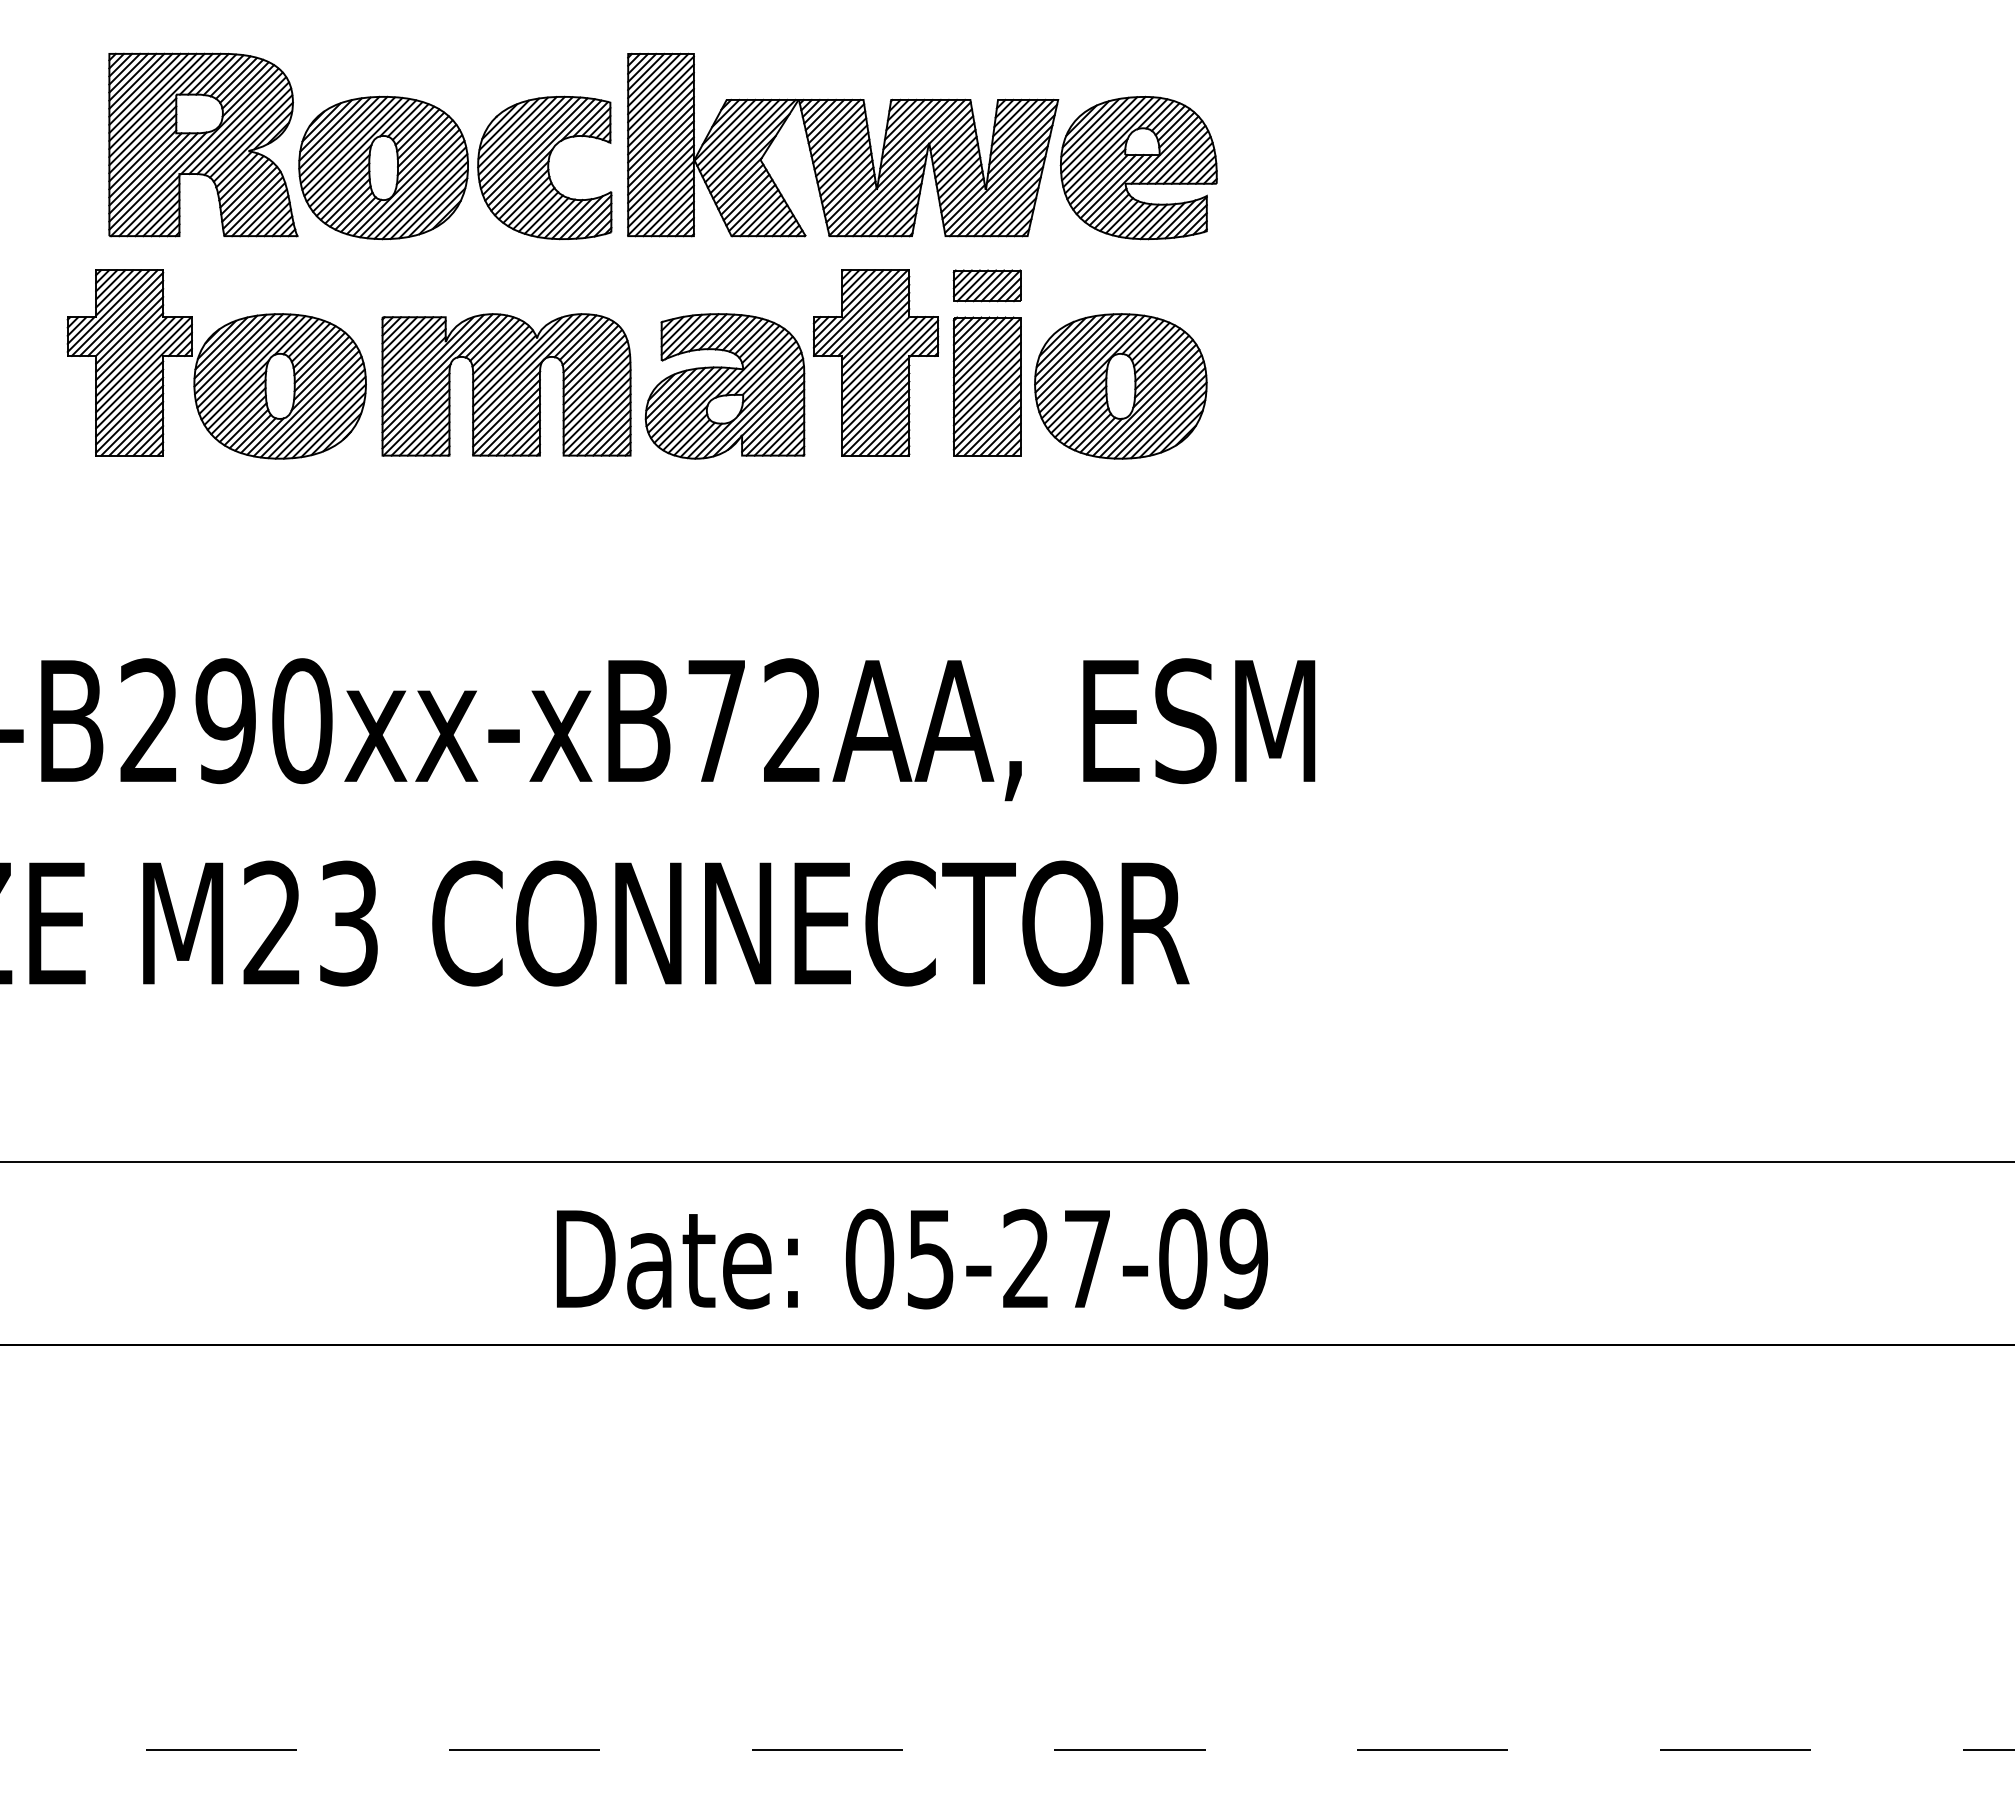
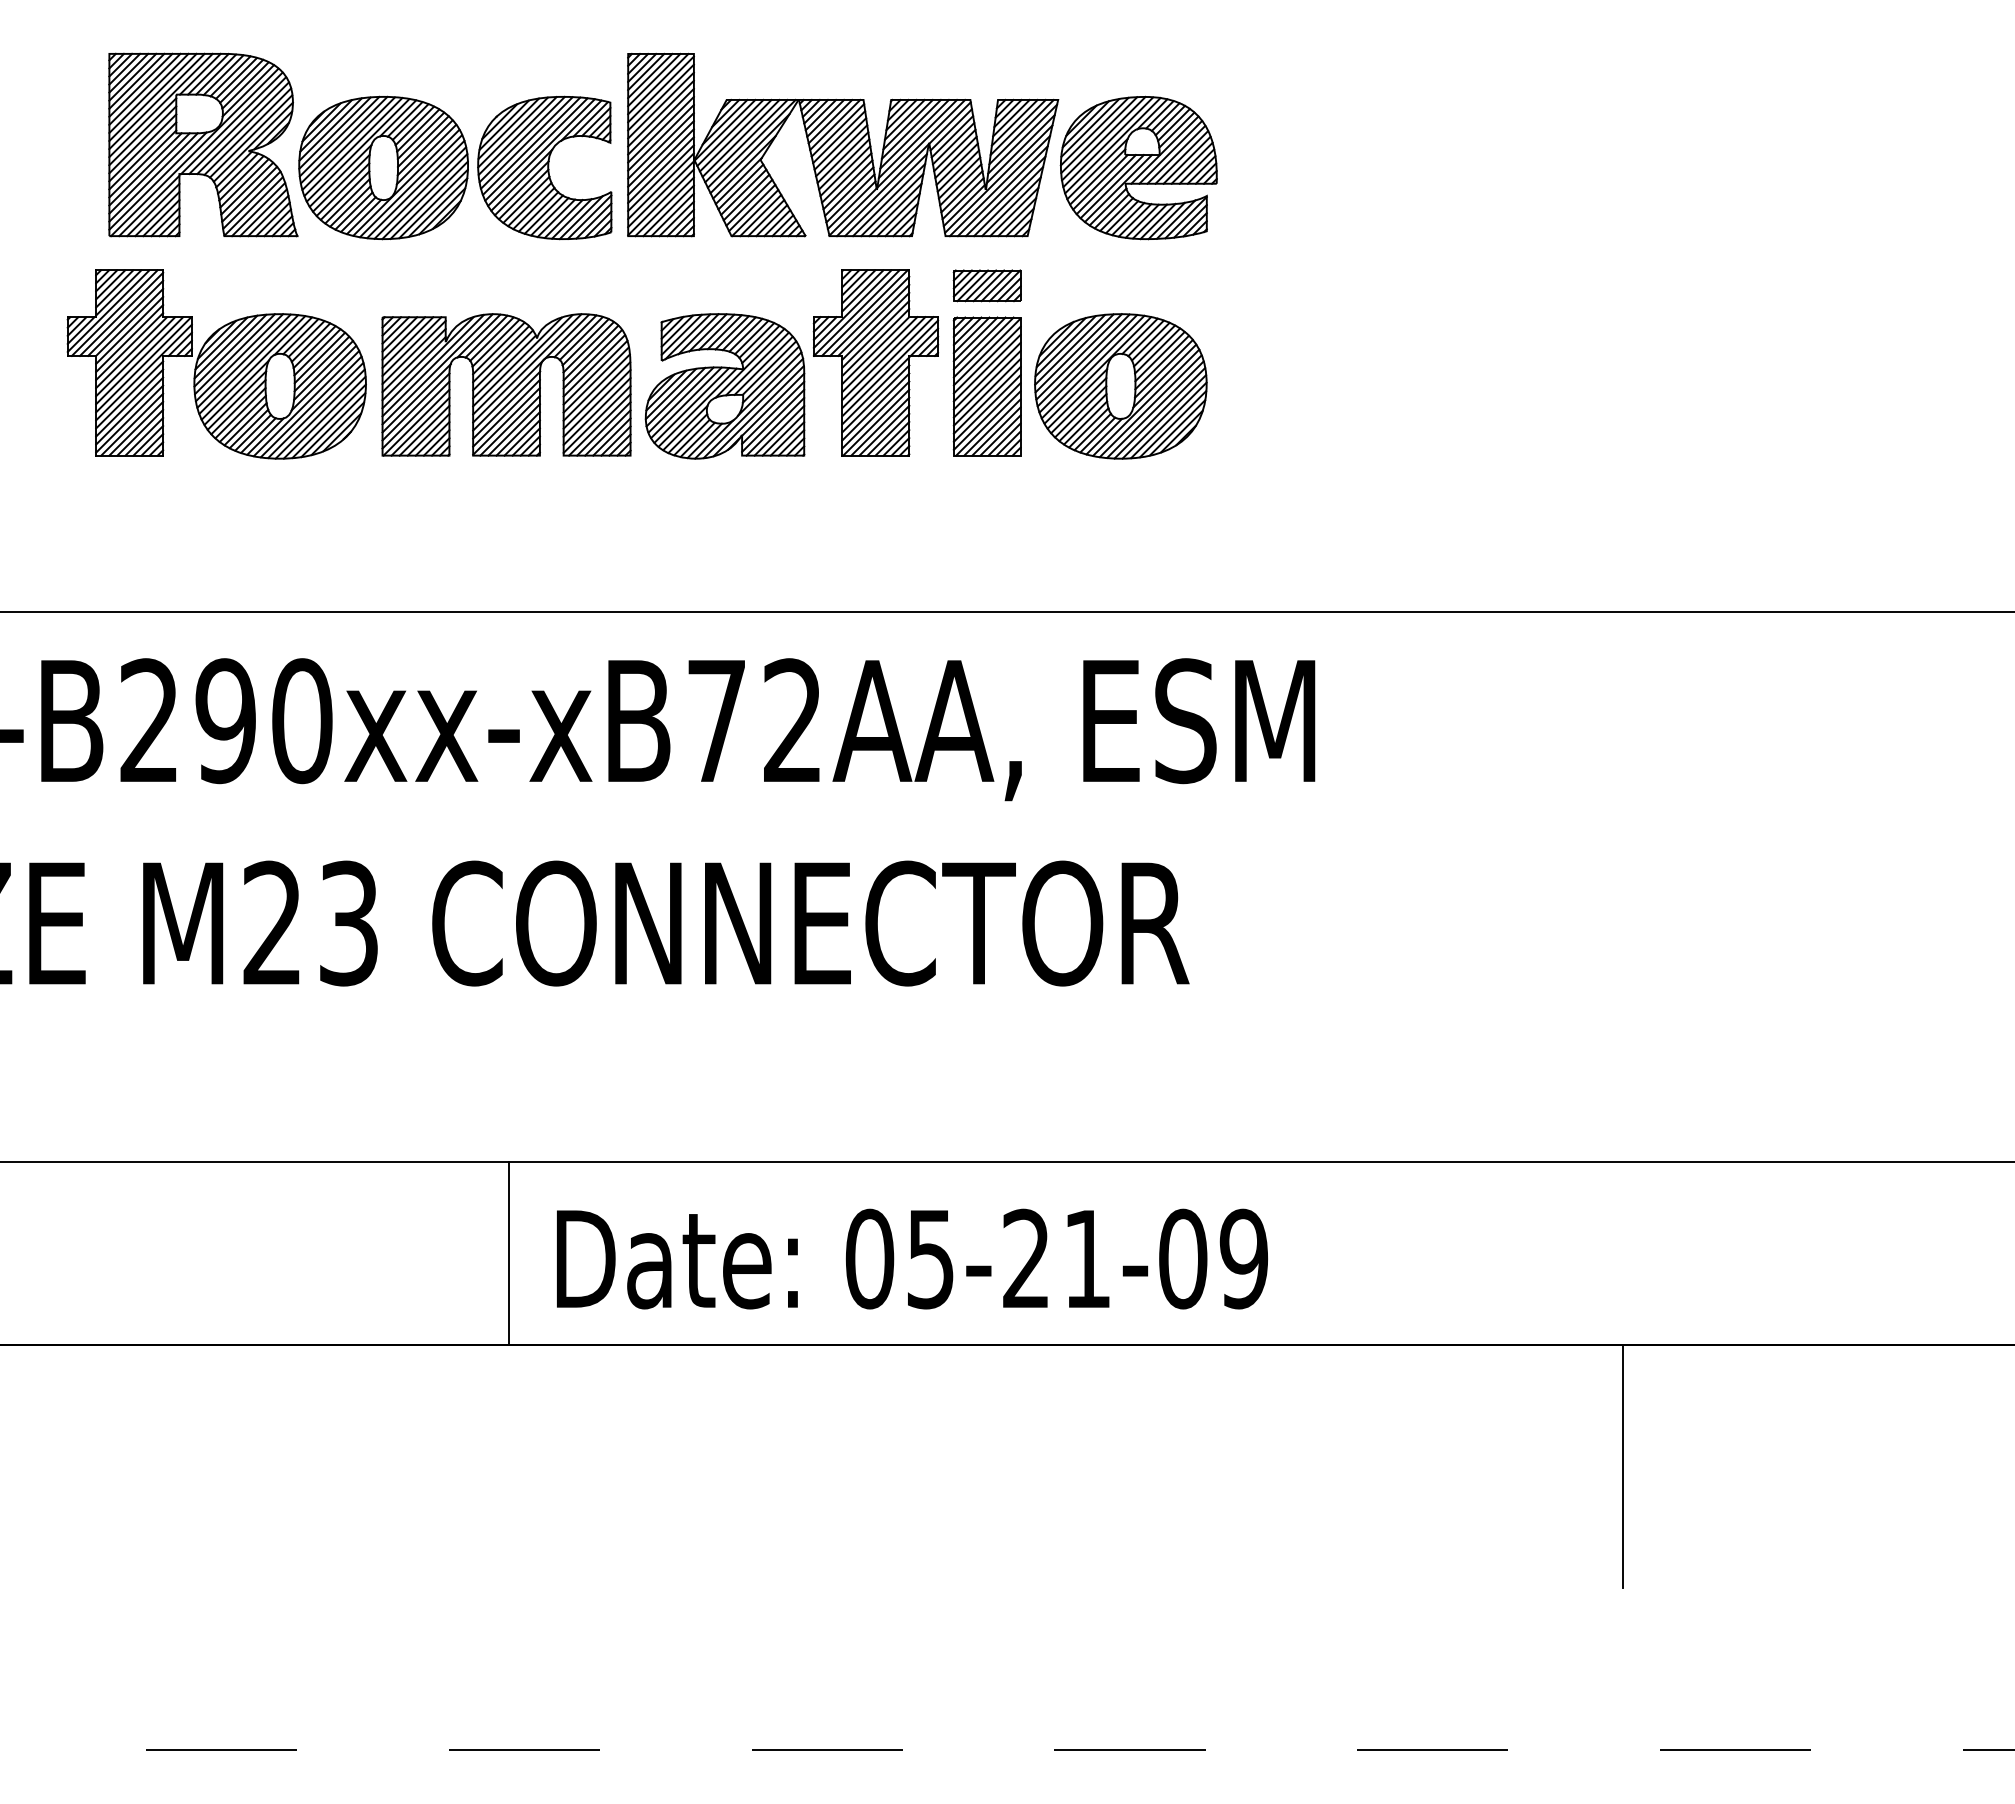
line: none -> present (1006, 611)
line: none -> present (508, 1253)
text: 05-27-09 -> 05-21-09 (1087, 1258)
line: none -> present (1622, 1466)
